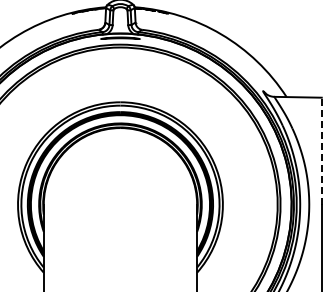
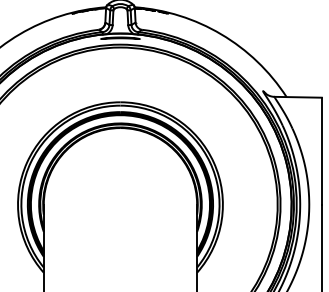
line: dashed -> solid (321, 151)
